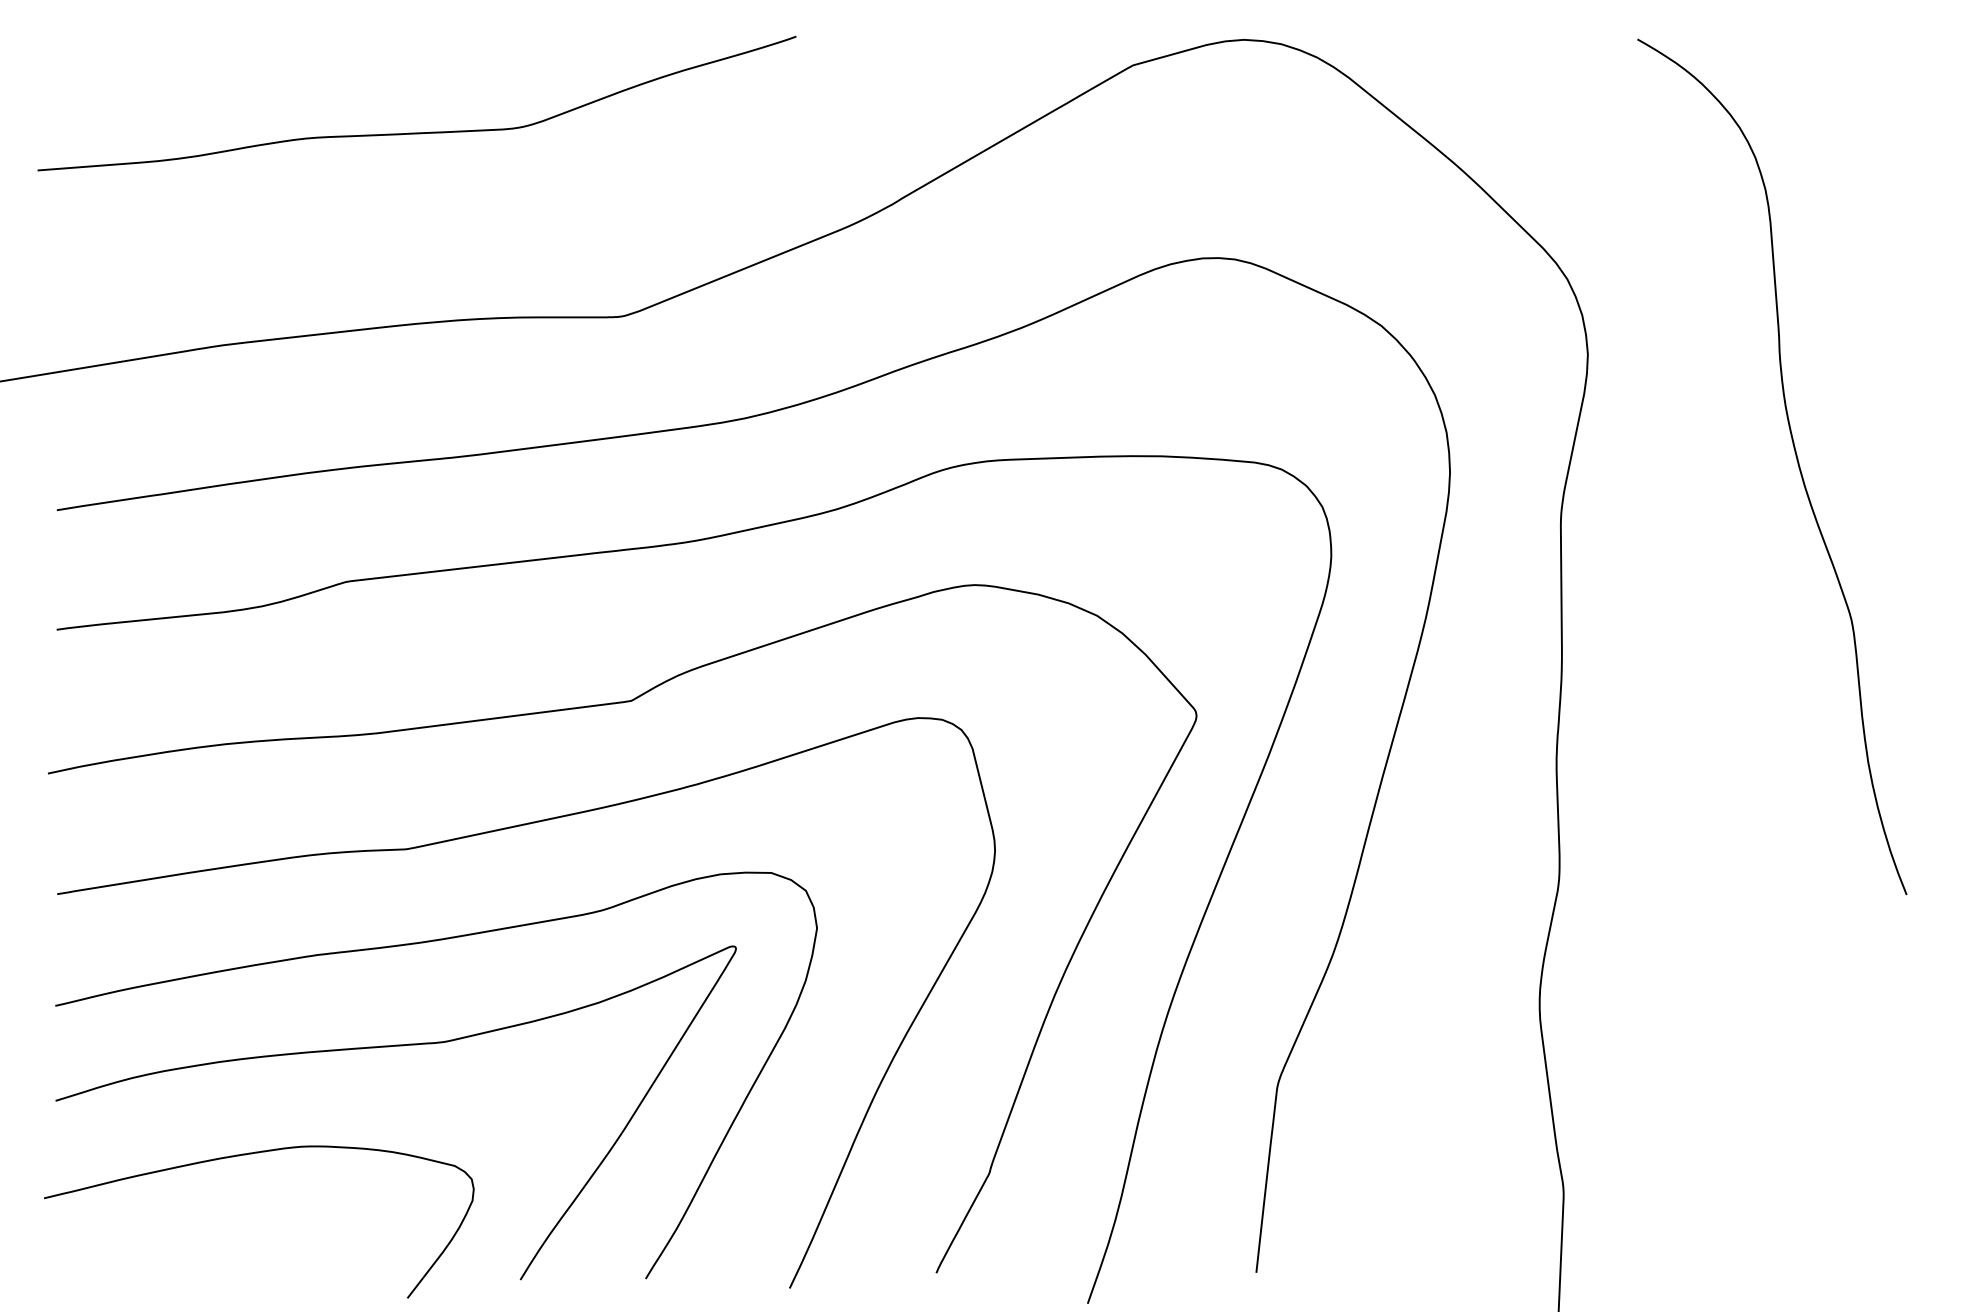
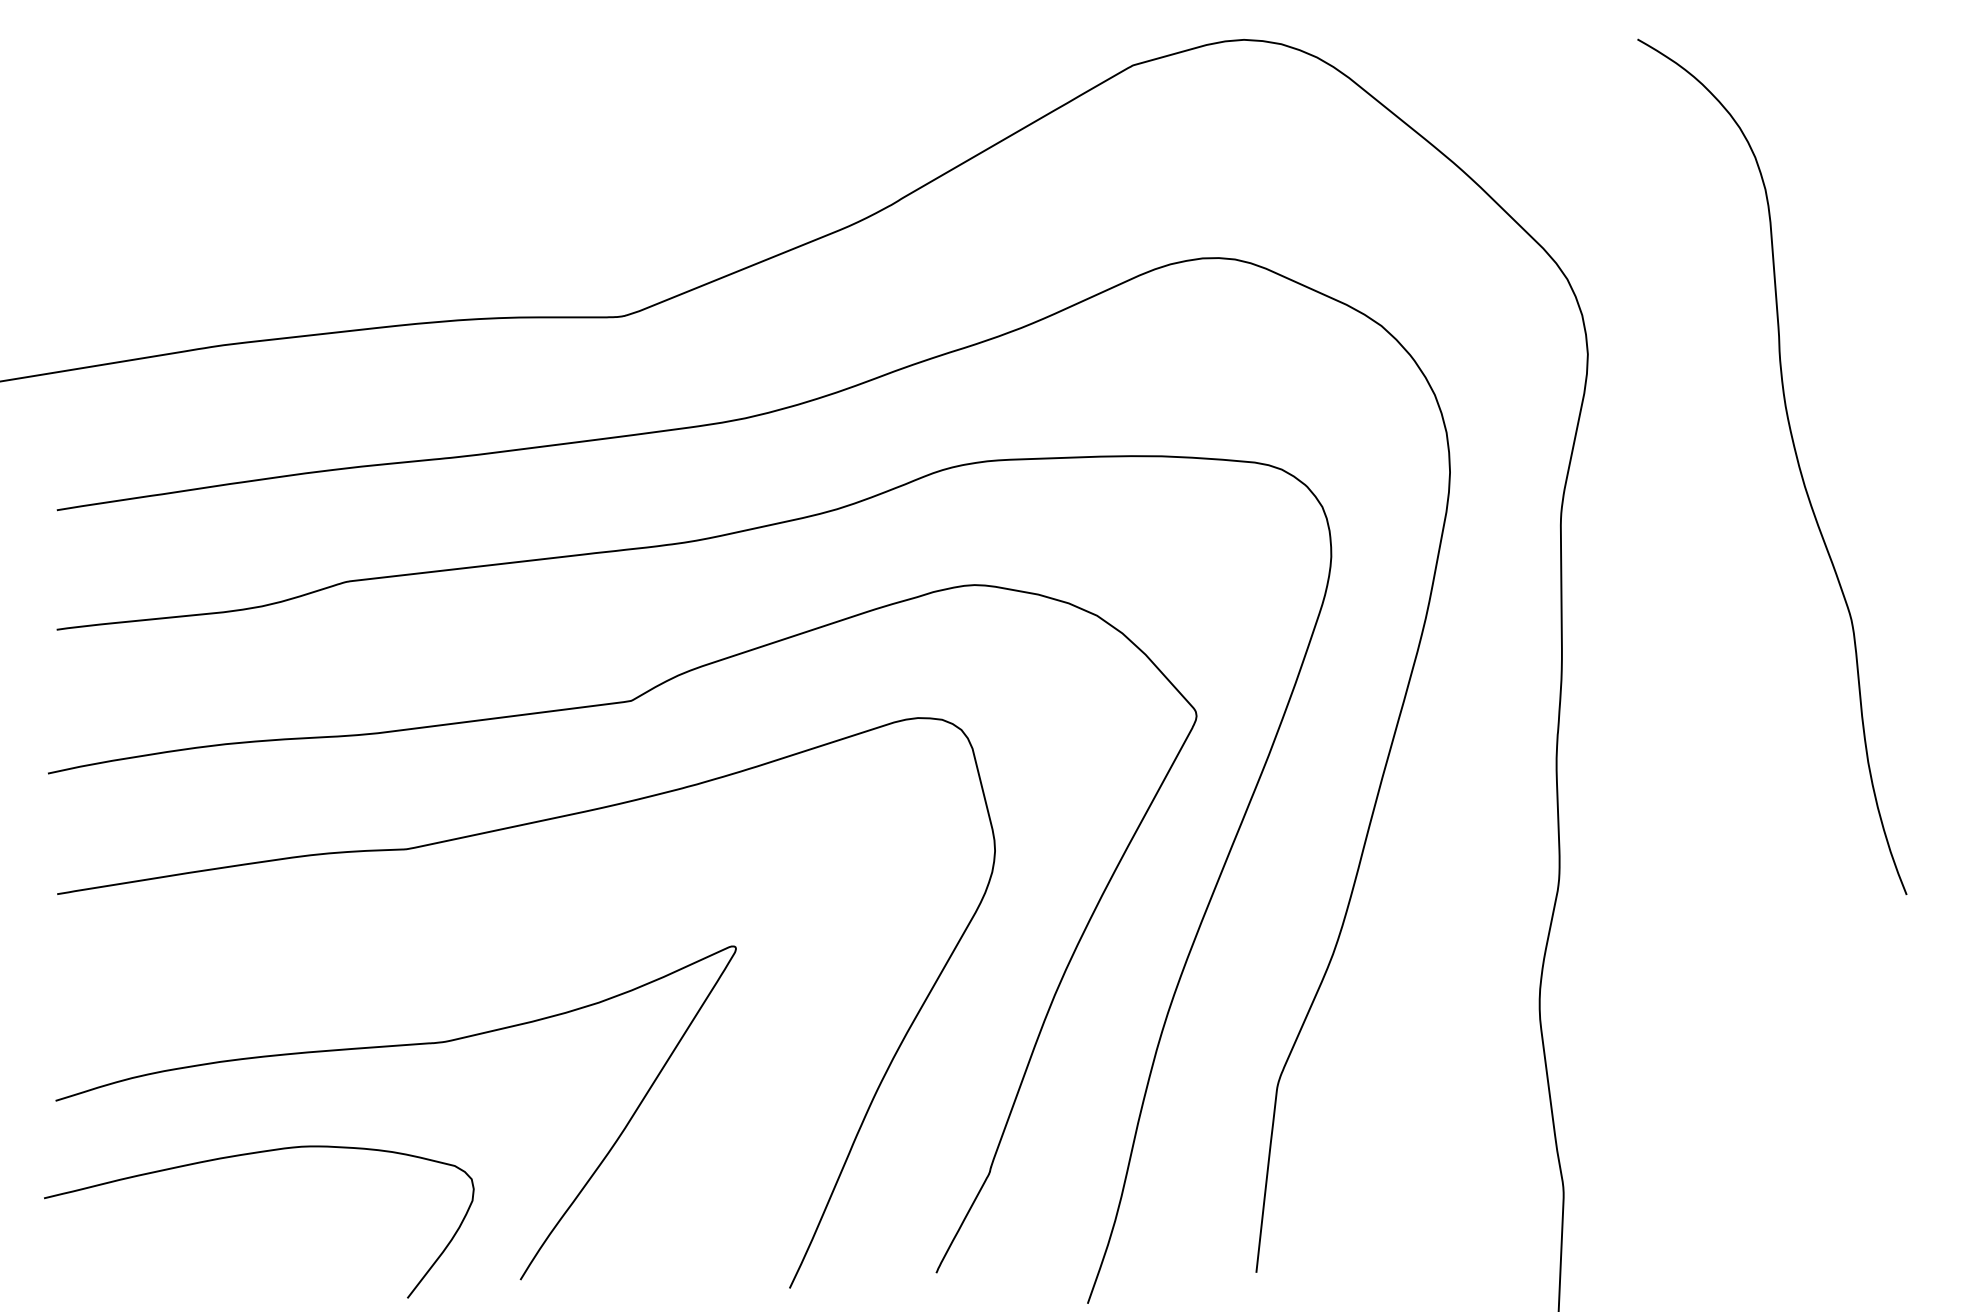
curve: present -> none (416, 132)
curve: present -> none (416, 944)
